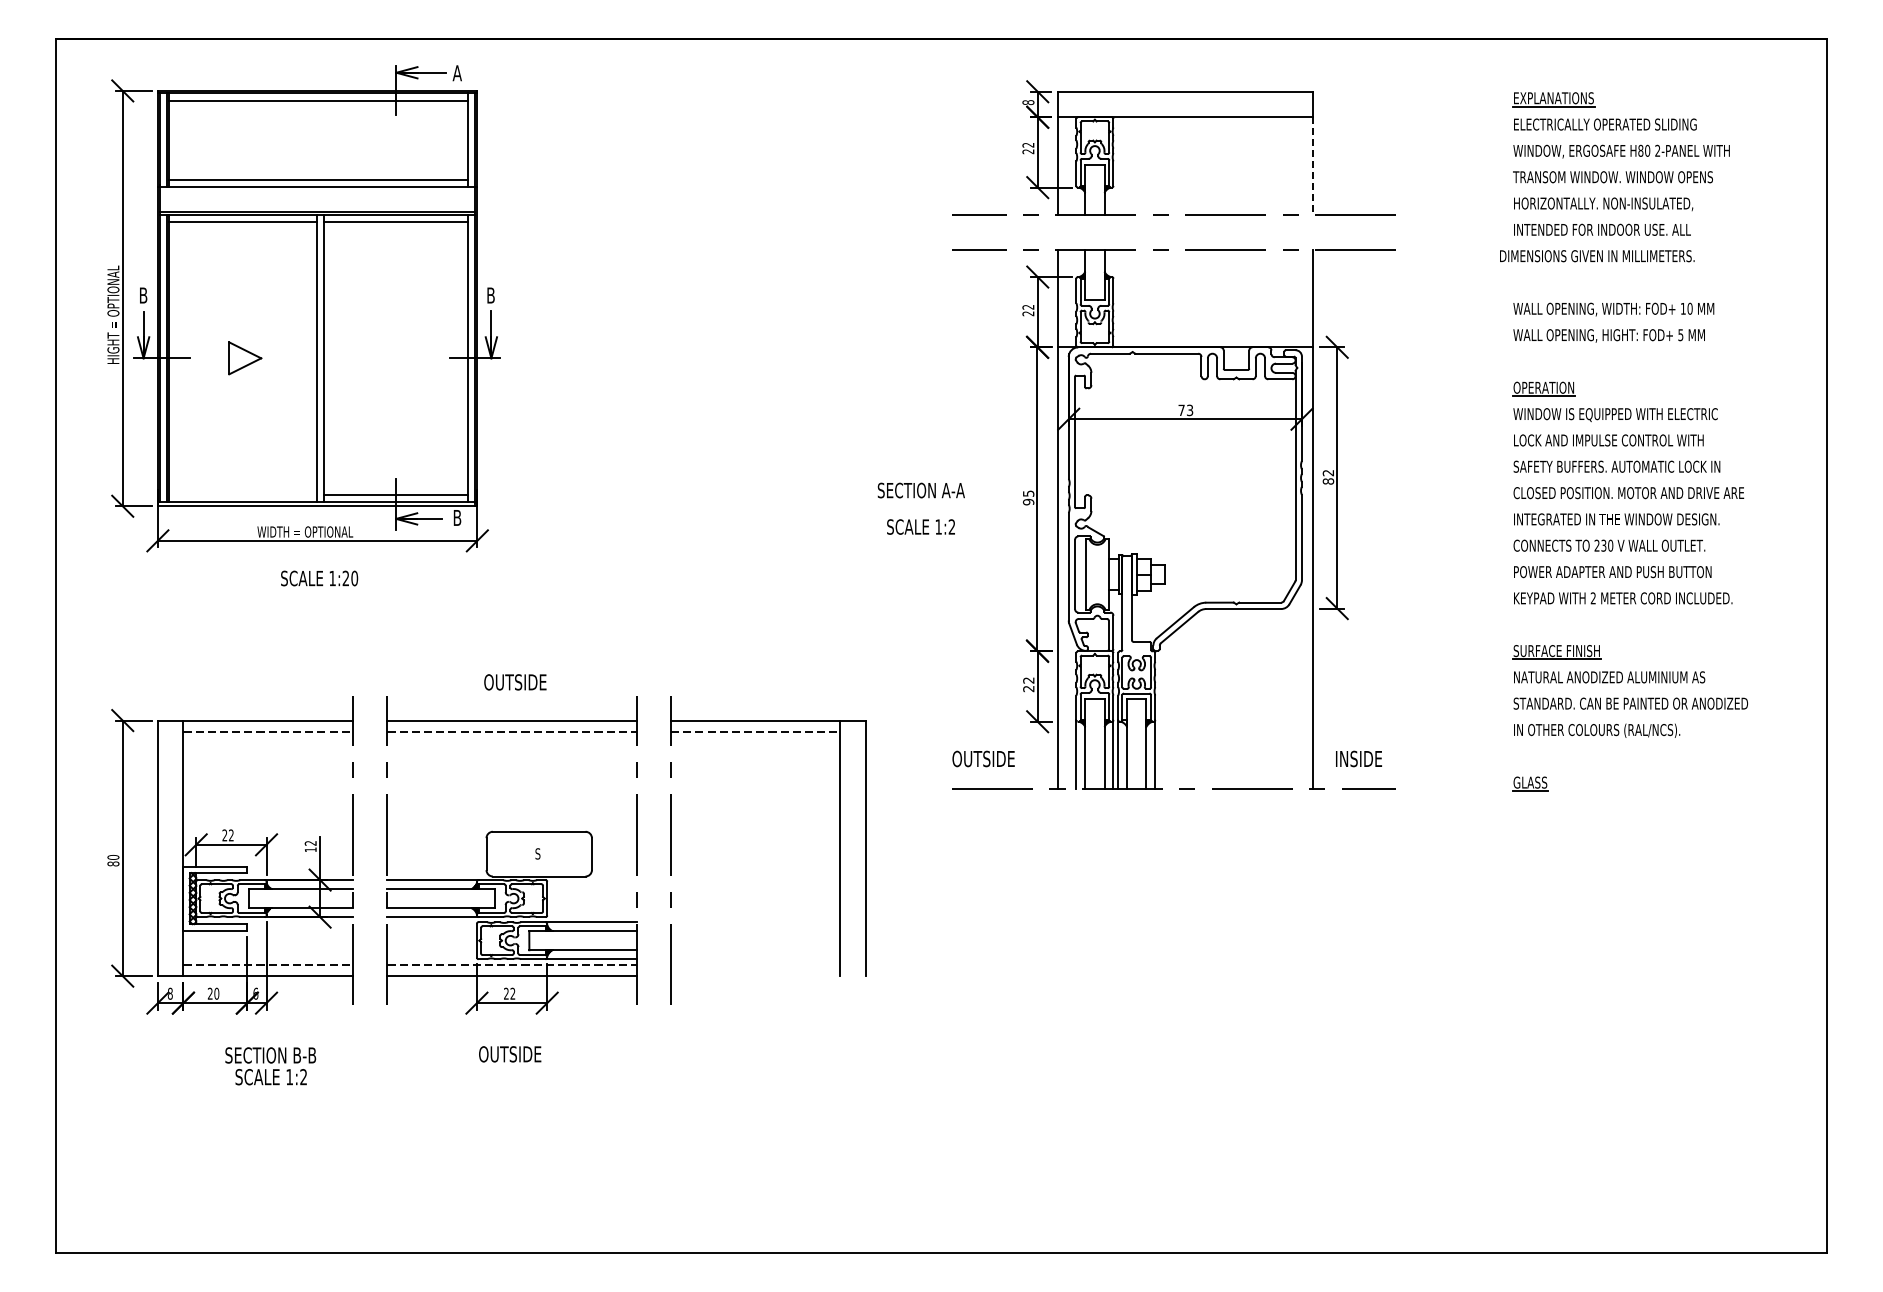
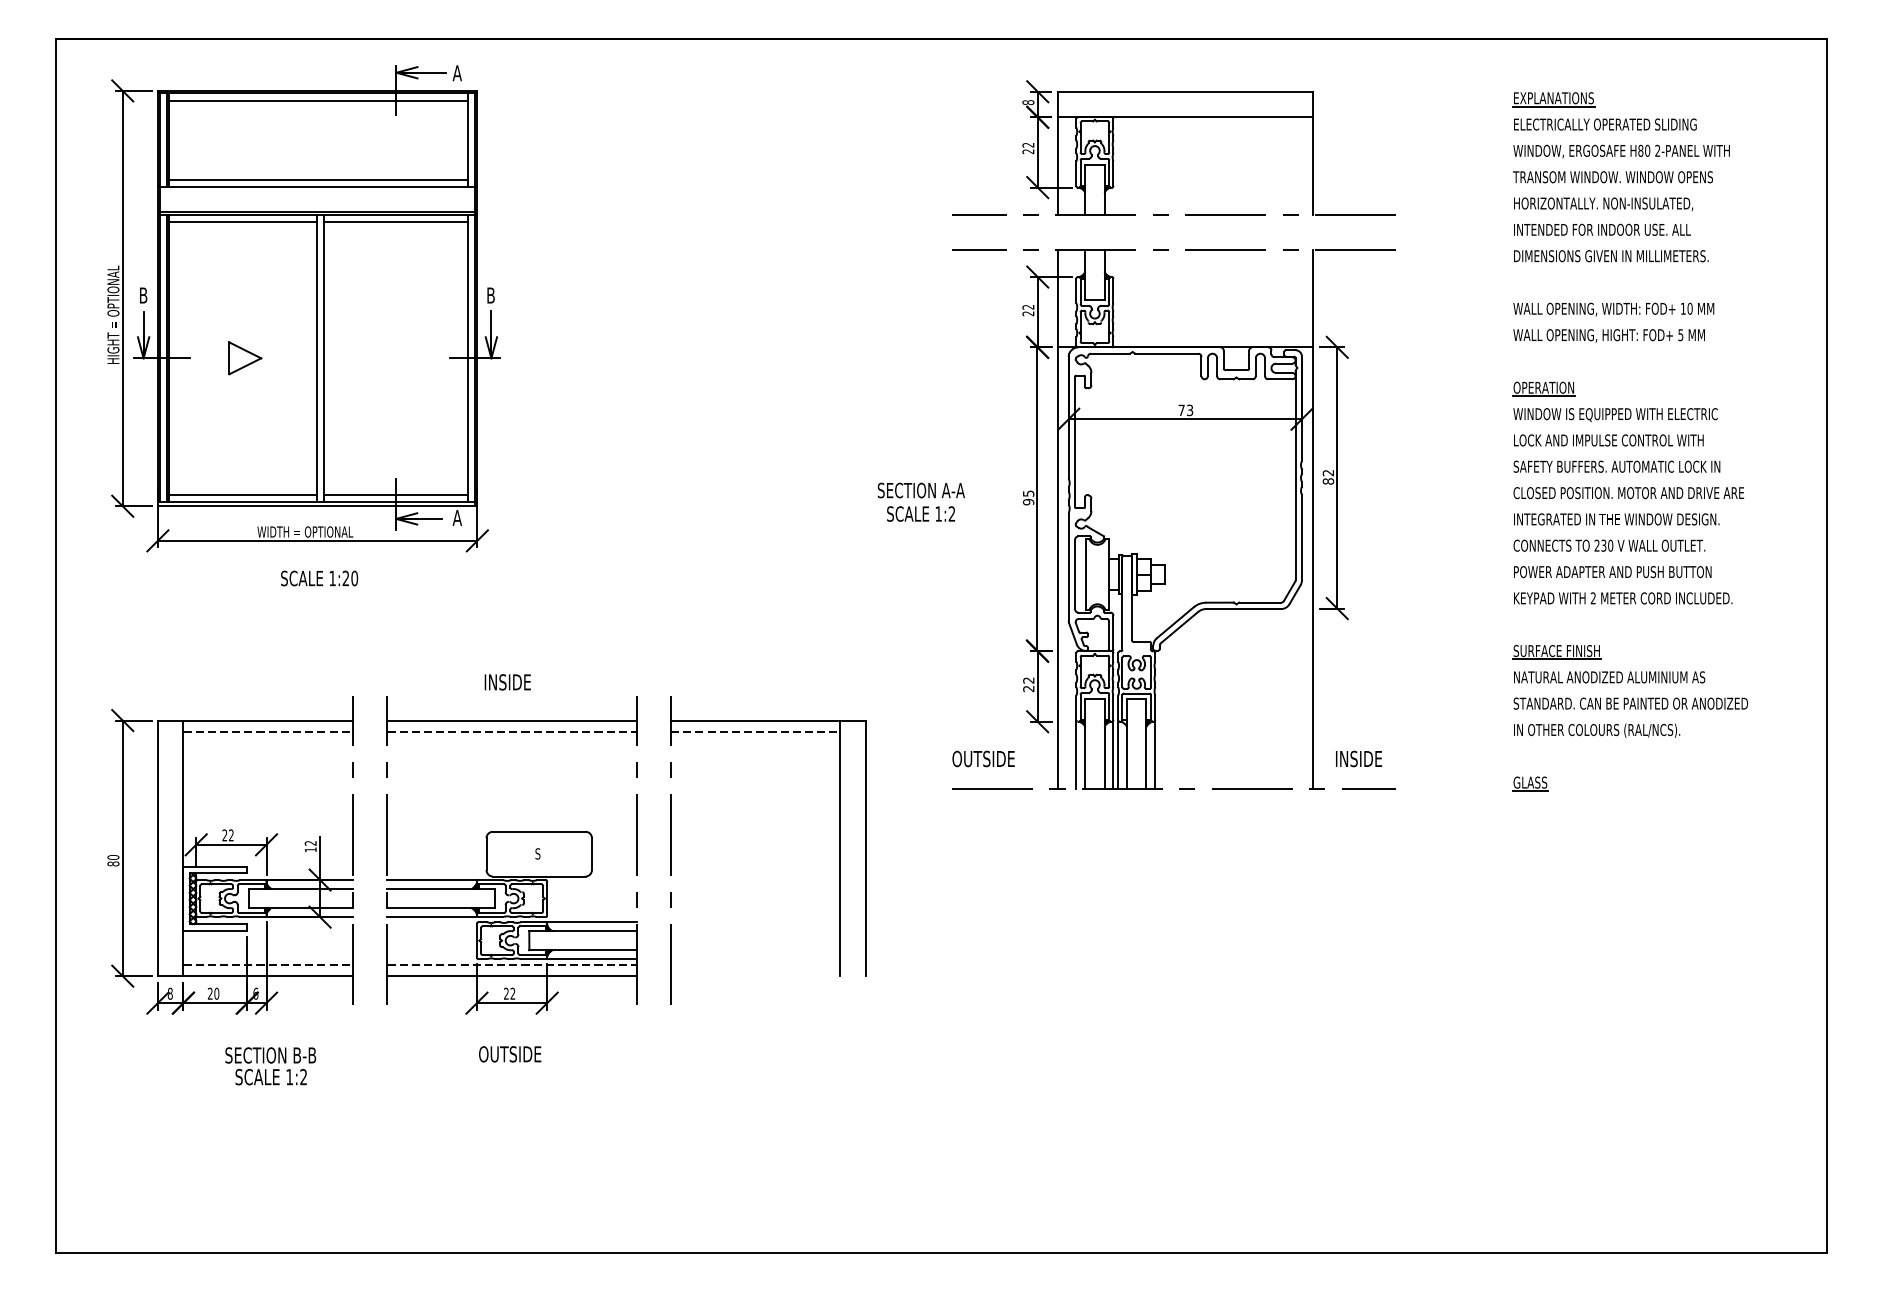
line: dashed -> solid (1313, 166)
text position: (1597, 256) -> (1611, 256) (1611, 256)
line: none -> present (242, 494)
text: B -> A (456, 517)
text position: (920, 526) -> (920, 513) (920, 513)
text: OUTSIDE -> INSIDE (515, 682)
